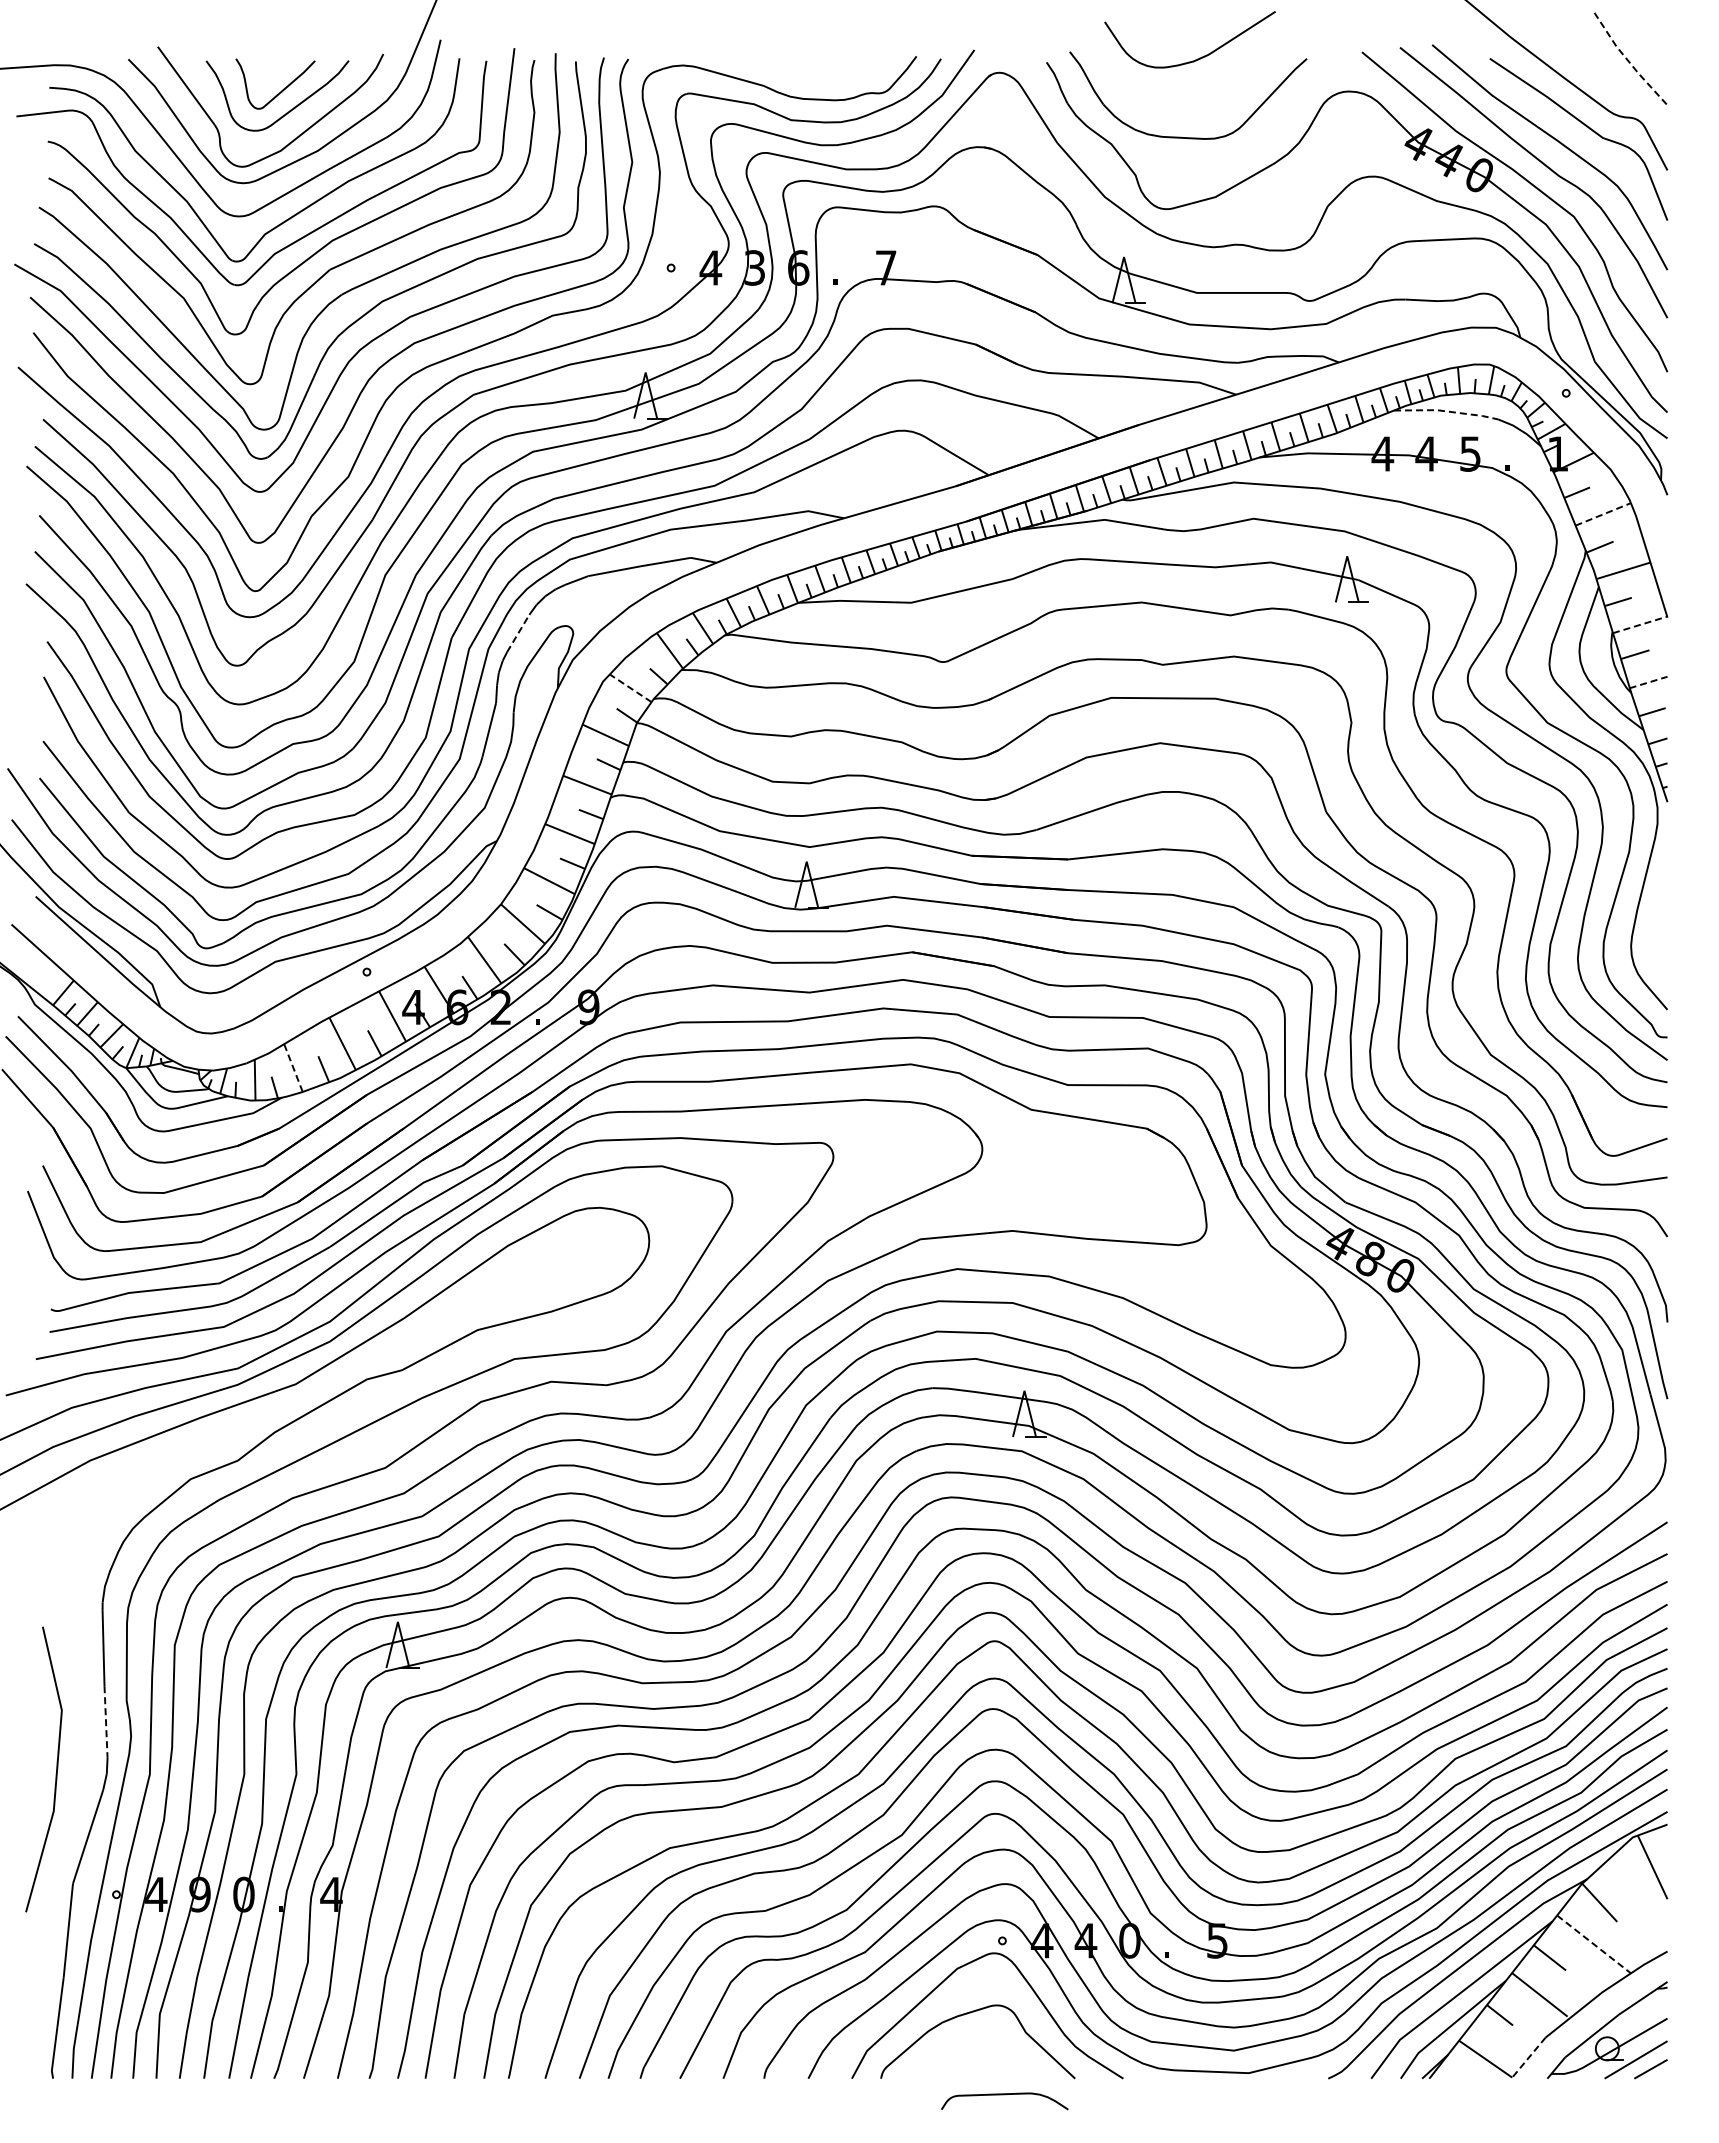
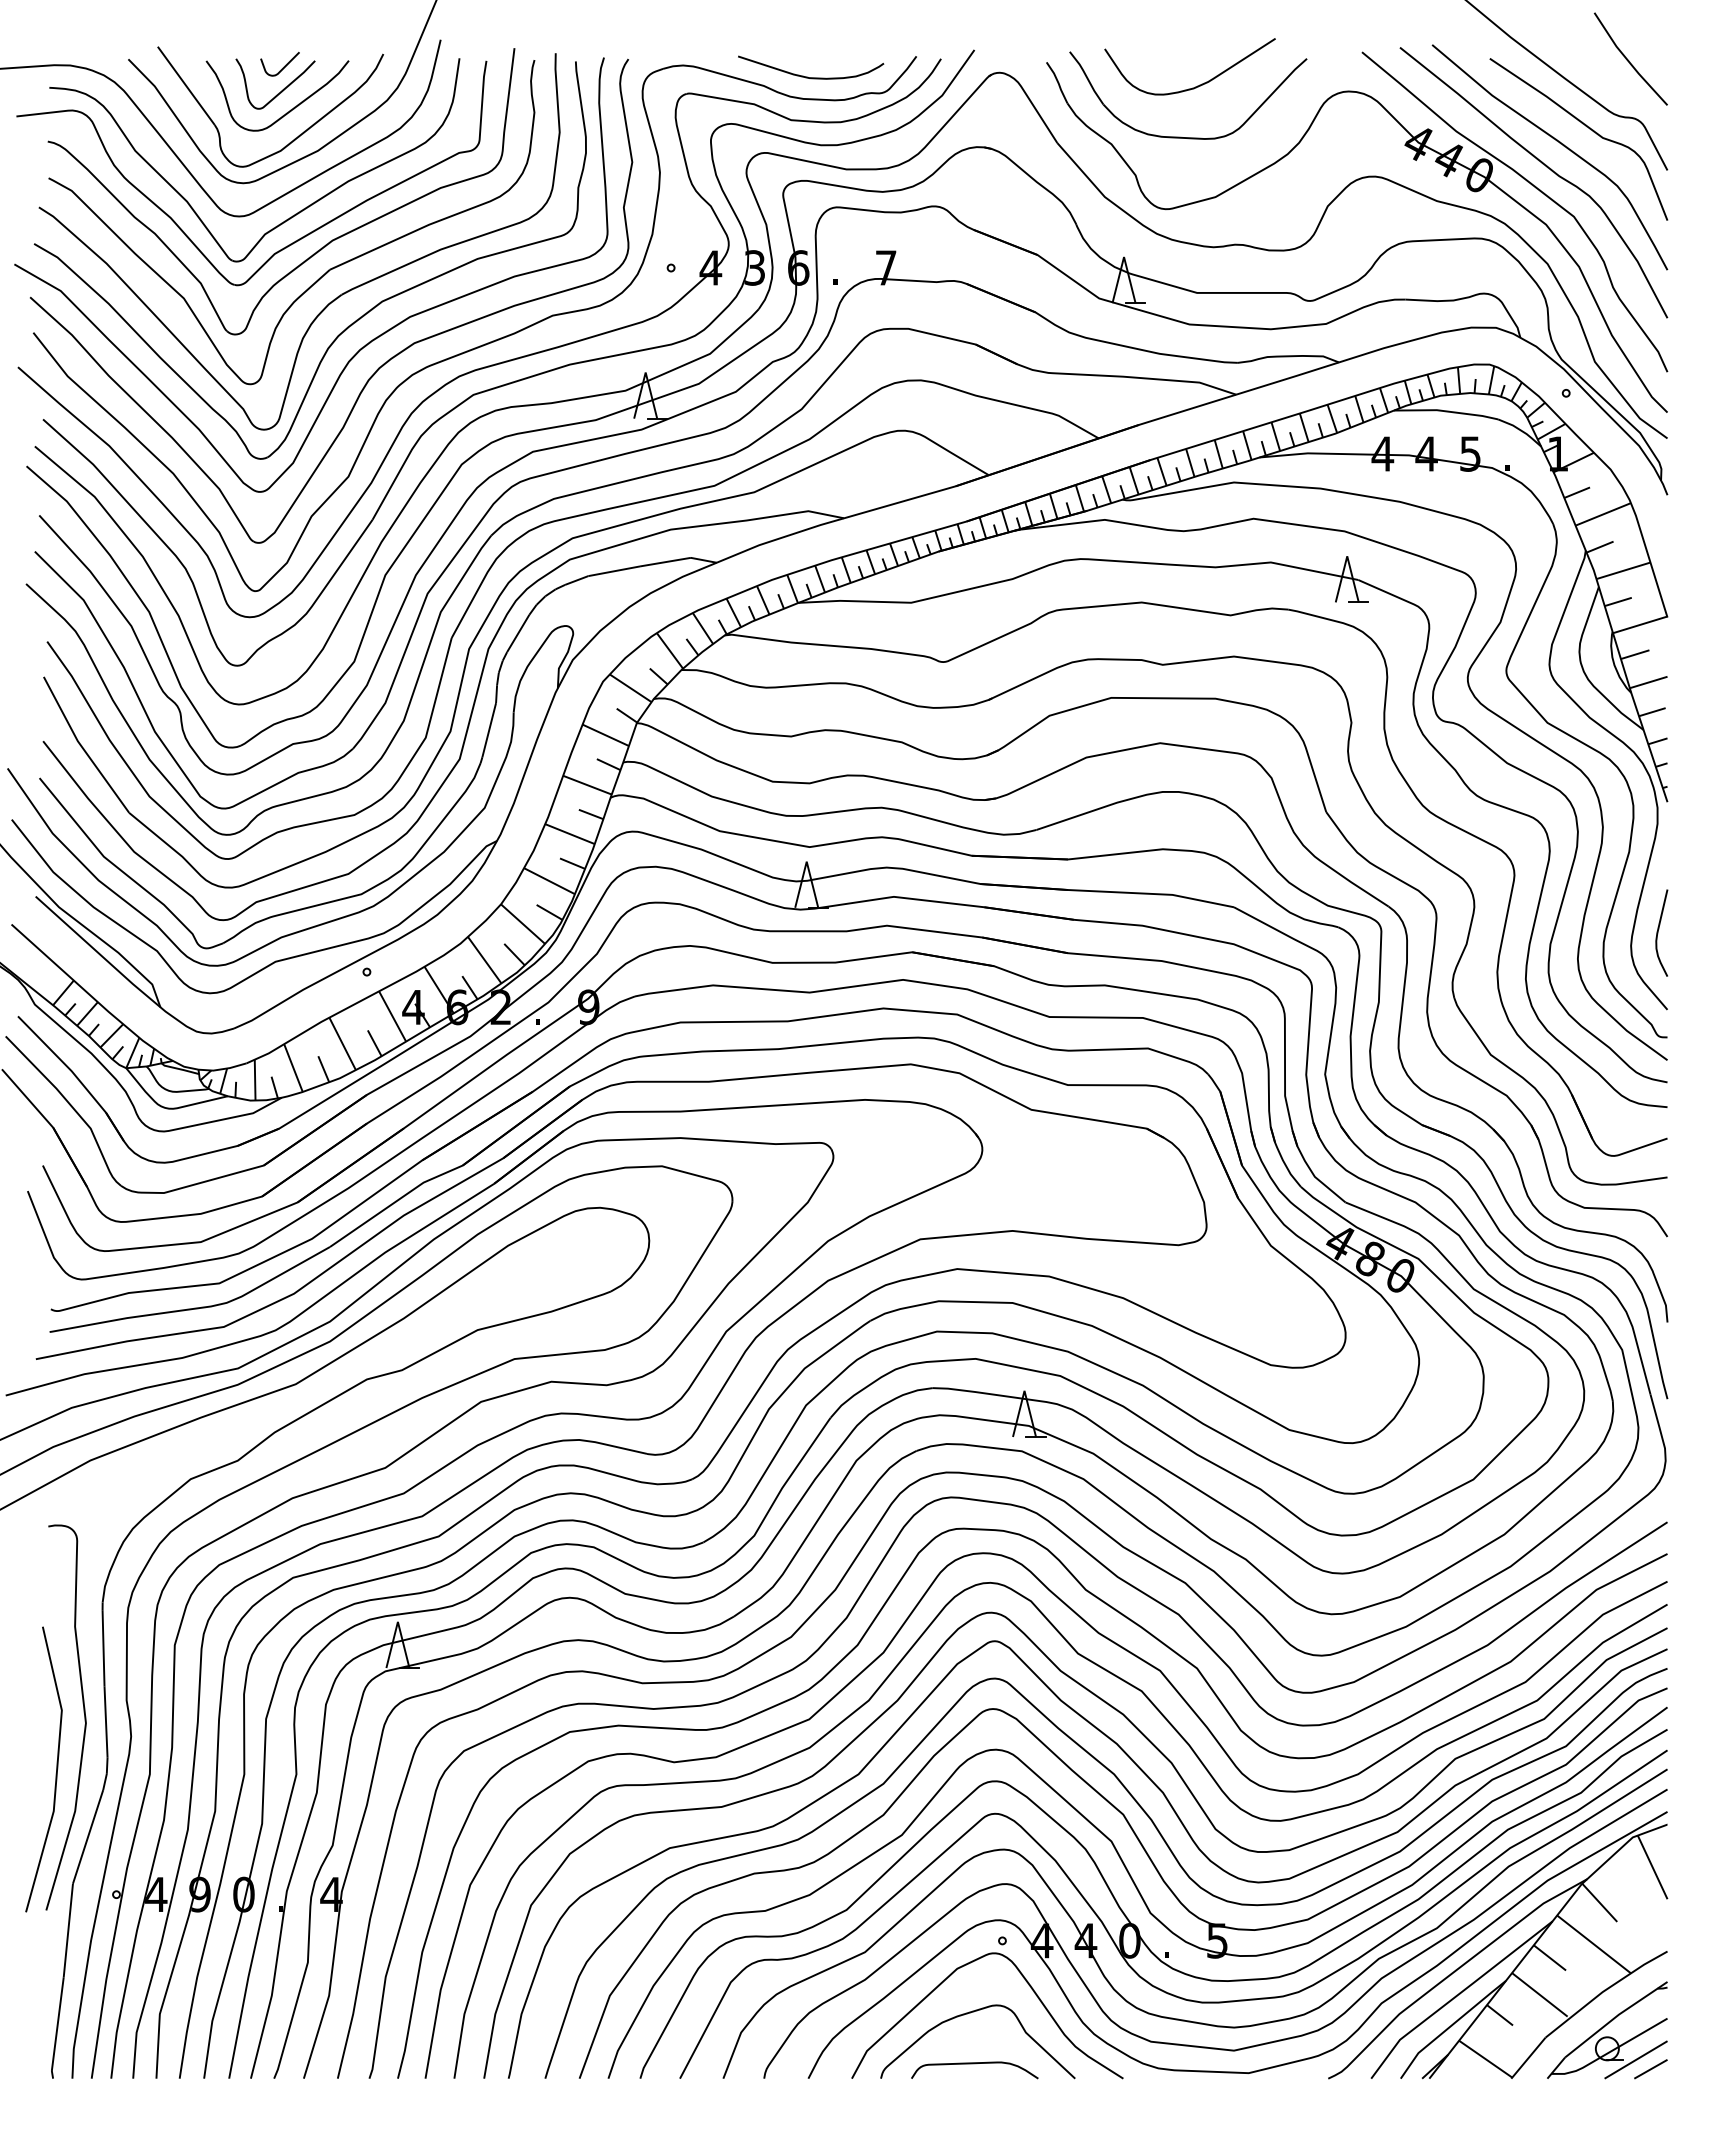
curve position: (1199, 57) -> (1199, 84) (1199, 84)
line: dashed -> solid (1628, 60)
curve: none -> present (283, 66)
curve: none -> present (807, 76)
line: dashed -> solid (1446, 411)
line: dashed -> solid (1603, 514)
line: dashed -> solid (1640, 624)
line: dashed -> solid (518, 633)
line: dashed -> solid (1648, 682)
line: dashed -> solid (630, 688)
curve: none -> present (1658, 932)
line: dashed -> solid (293, 1068)
curve: none -> present (83, 1712)
line: dashed -> solid (106, 1722)
line: dashed -> solid (1594, 1944)
line: dashed -> solid (1528, 2058)
curve position: (1004, 2095) -> (974, 2064) (974, 2064)
